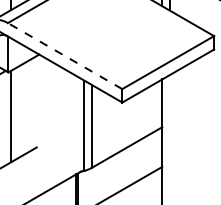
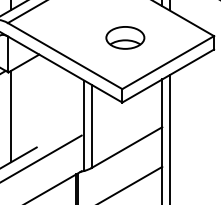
part: none -> present (125, 37)
line: dashed -> solid (64, 55)
line: none -> present (169, 138)
line: none -> present (41, 158)
